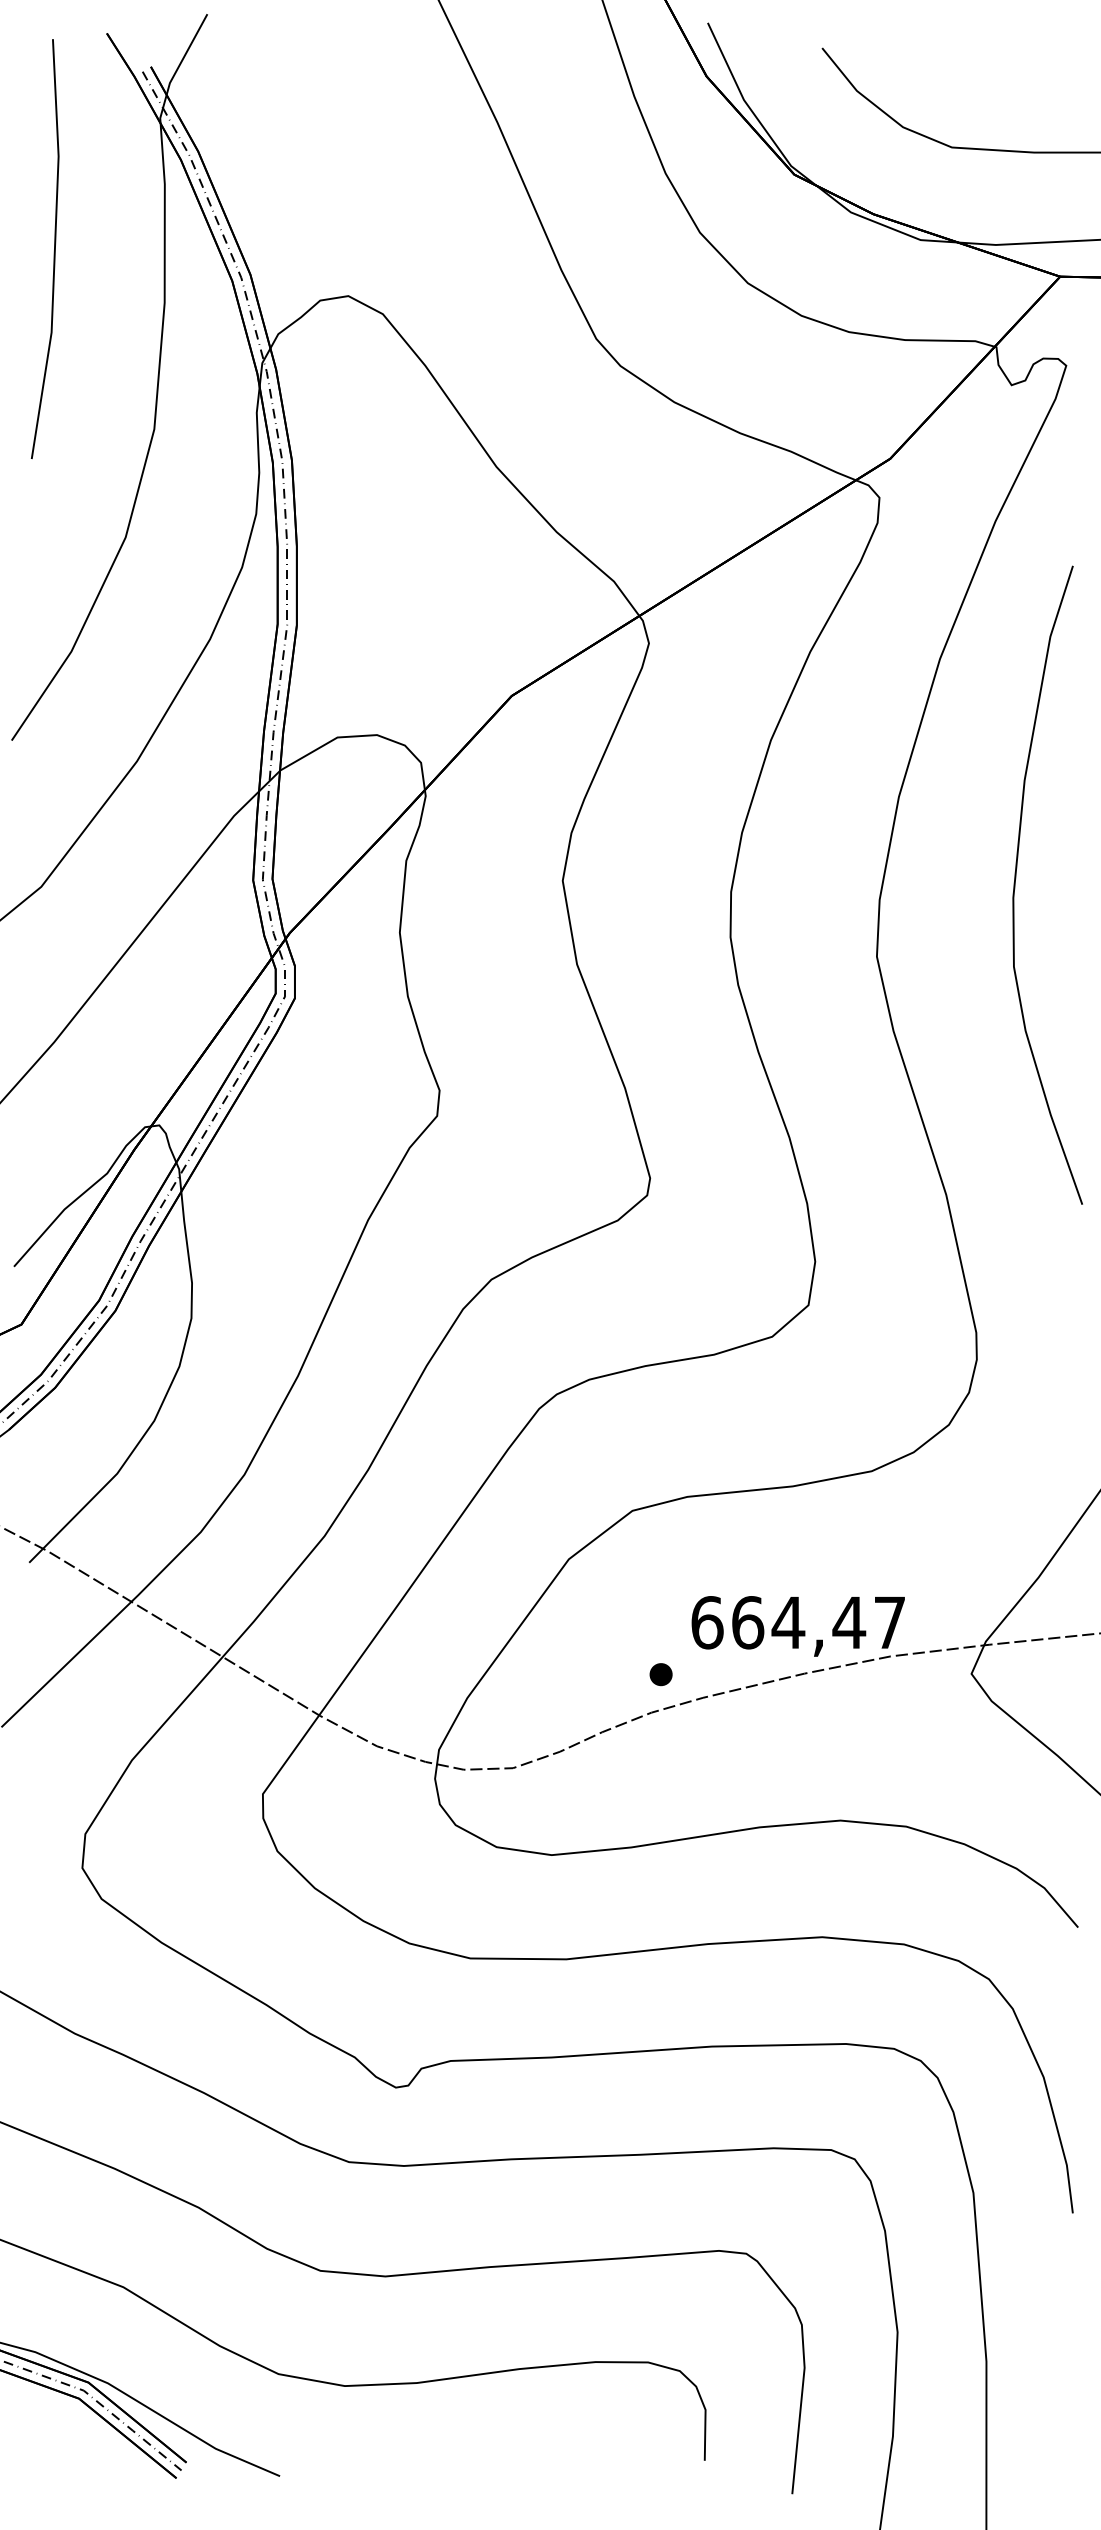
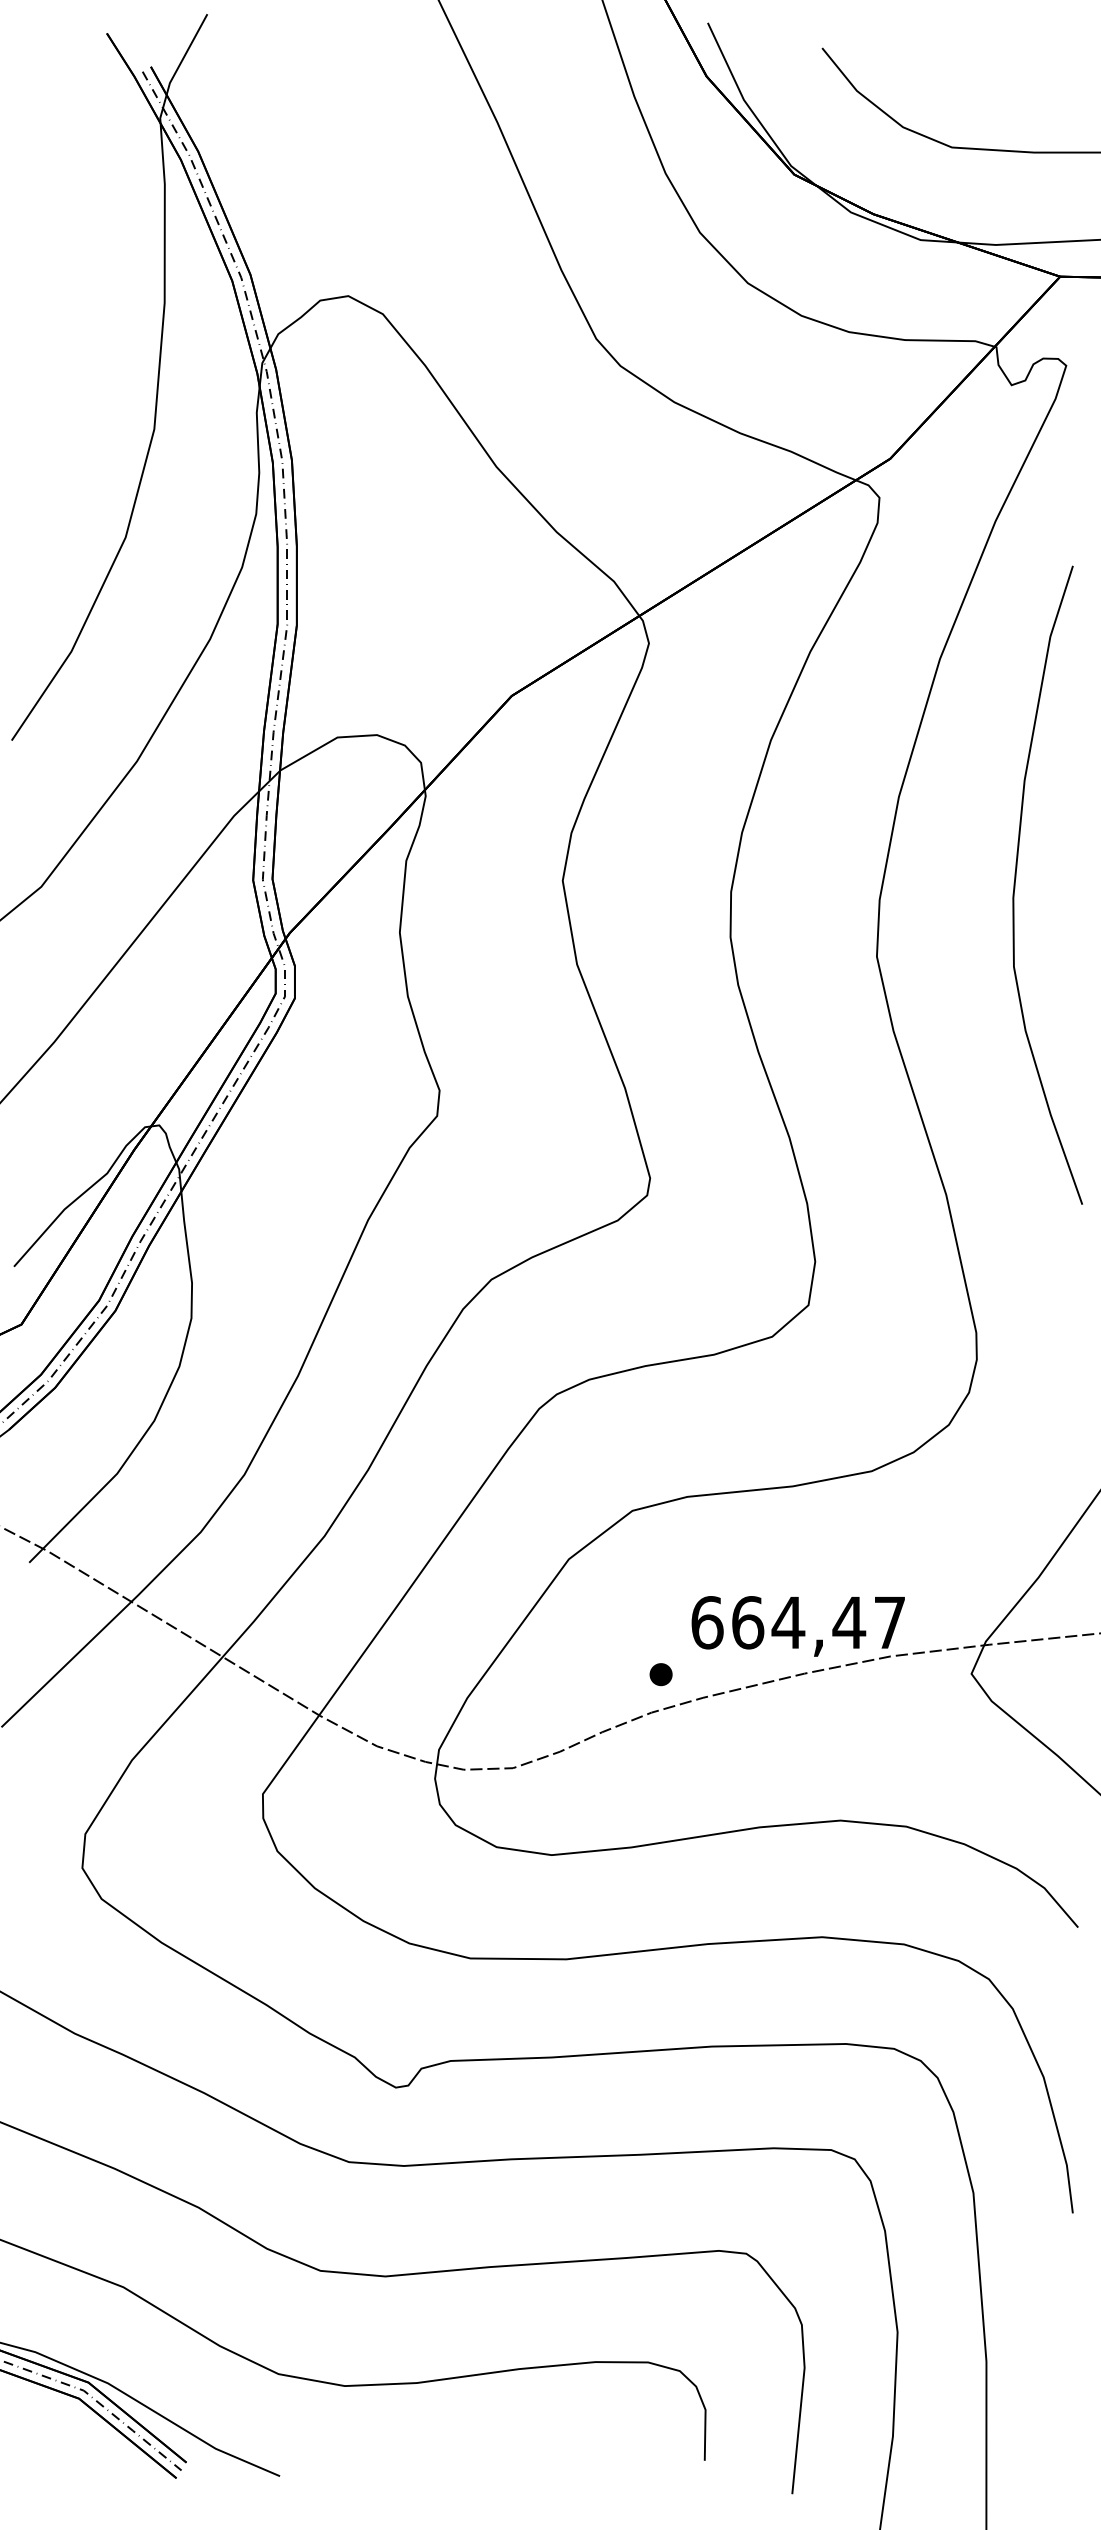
line: present -> none (53, 252)
